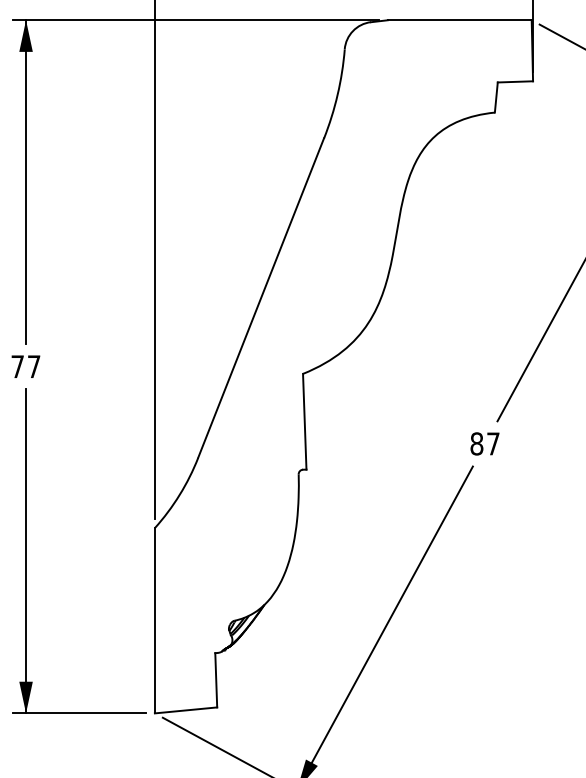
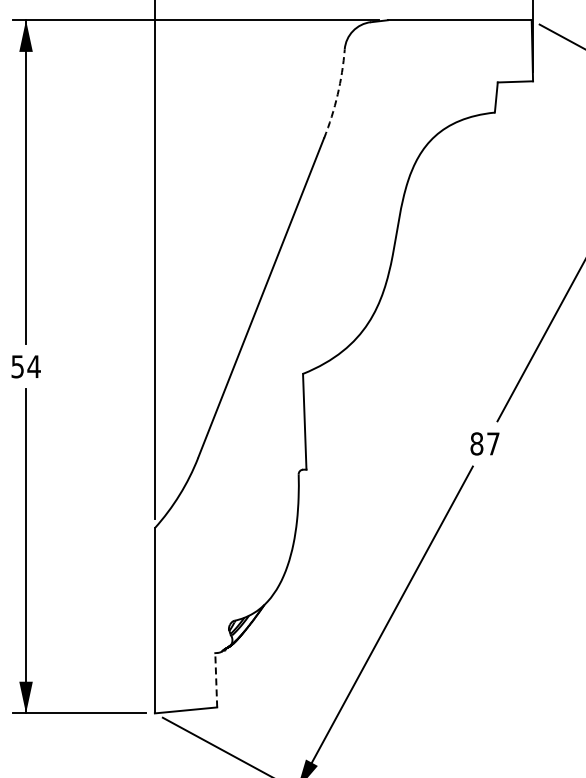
arc: solid -> dashed (337, 94)
text: 77 -> 54 (25, 366)
line: solid -> dashed (216, 679)
